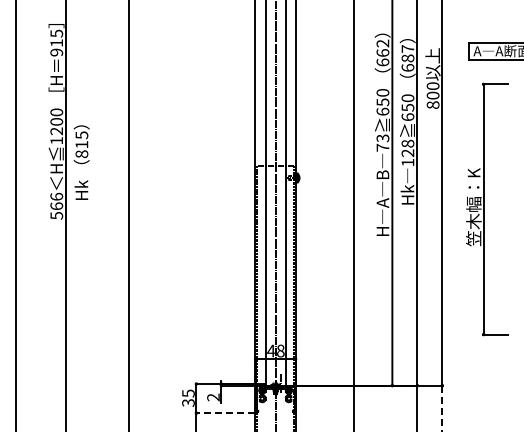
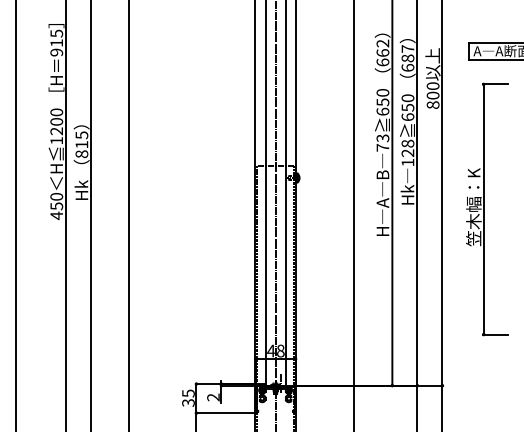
text: 566 -> 450 (56, 205)
line: none -> present (91, 215)
line: dashed -> solid (442, 408)
line: dashed -> solid (225, 413)
